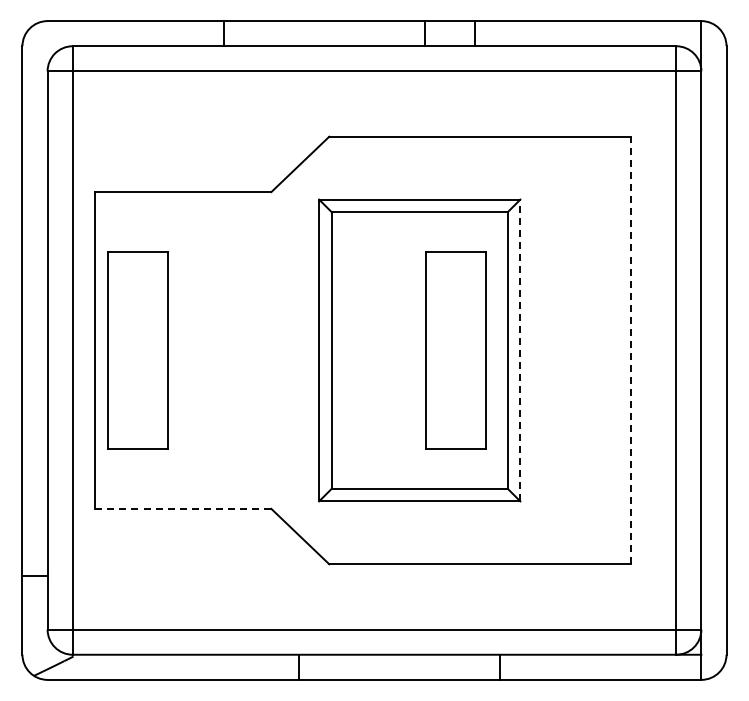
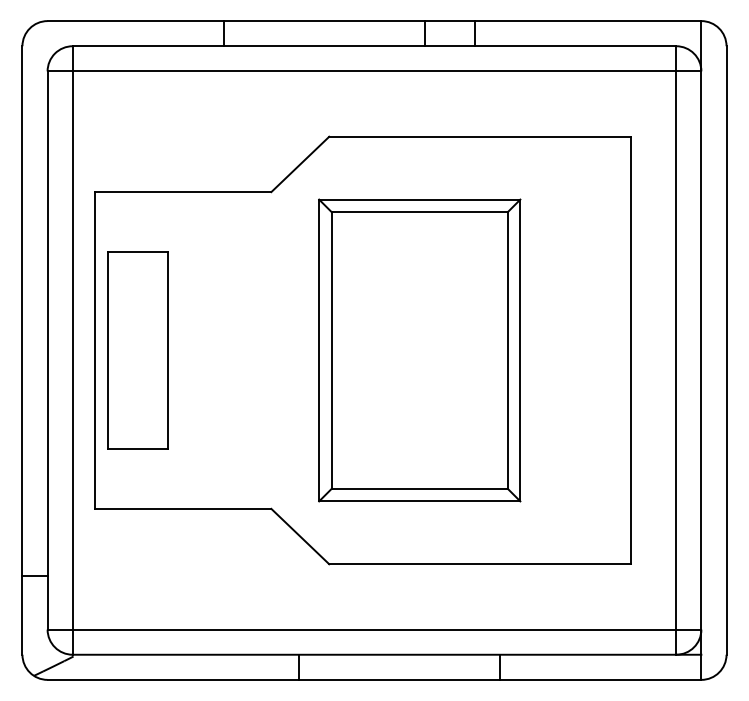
part: present -> none (455, 350)
line: dashed -> solid (520, 350)
line: dashed -> solid (630, 350)
line: dashed -> solid (183, 508)
